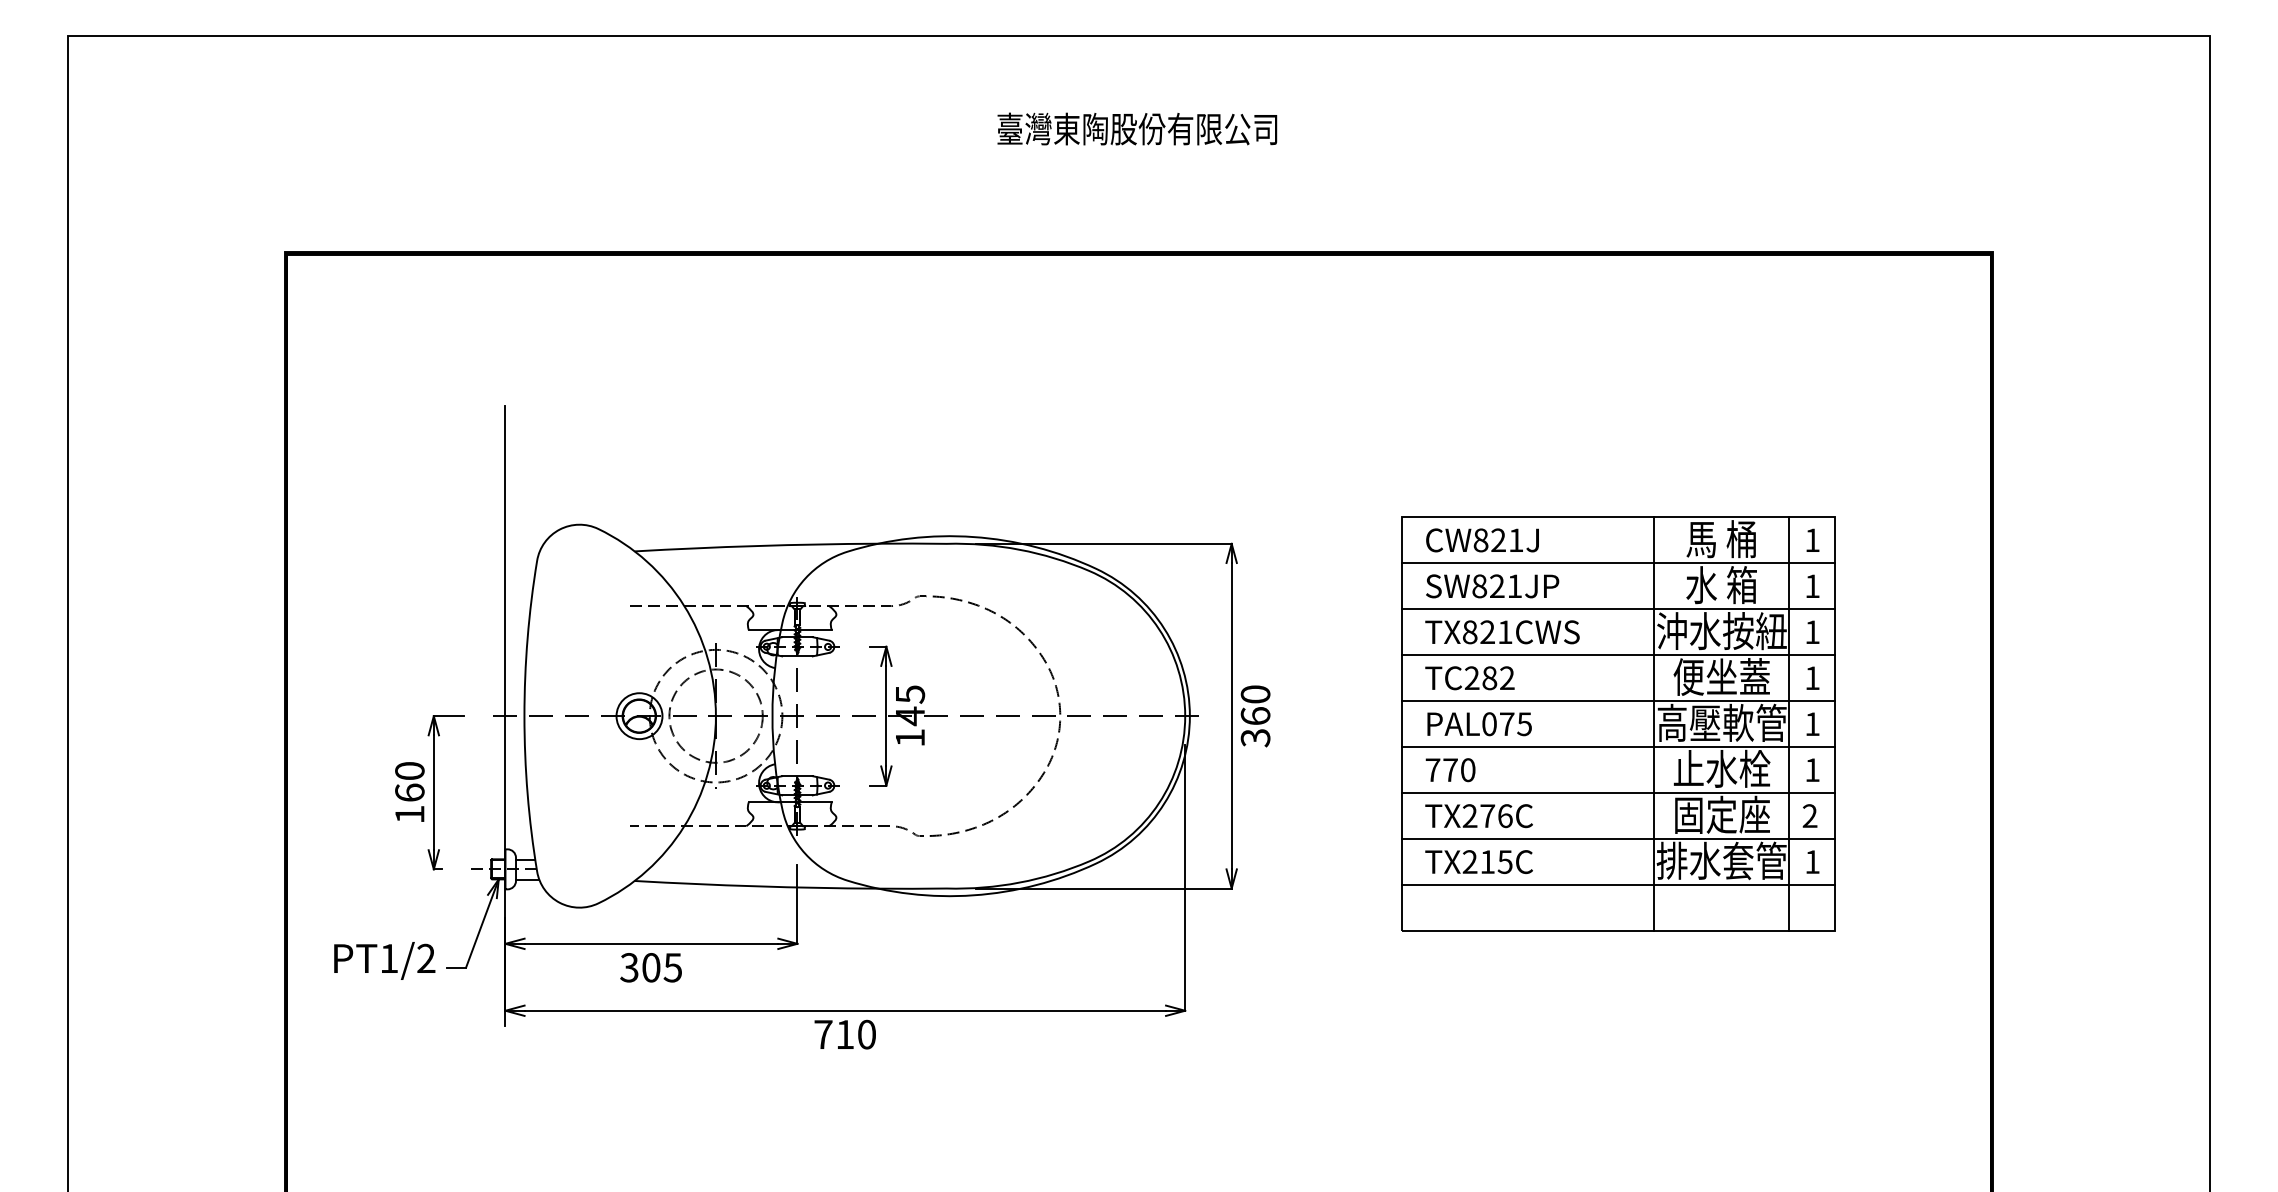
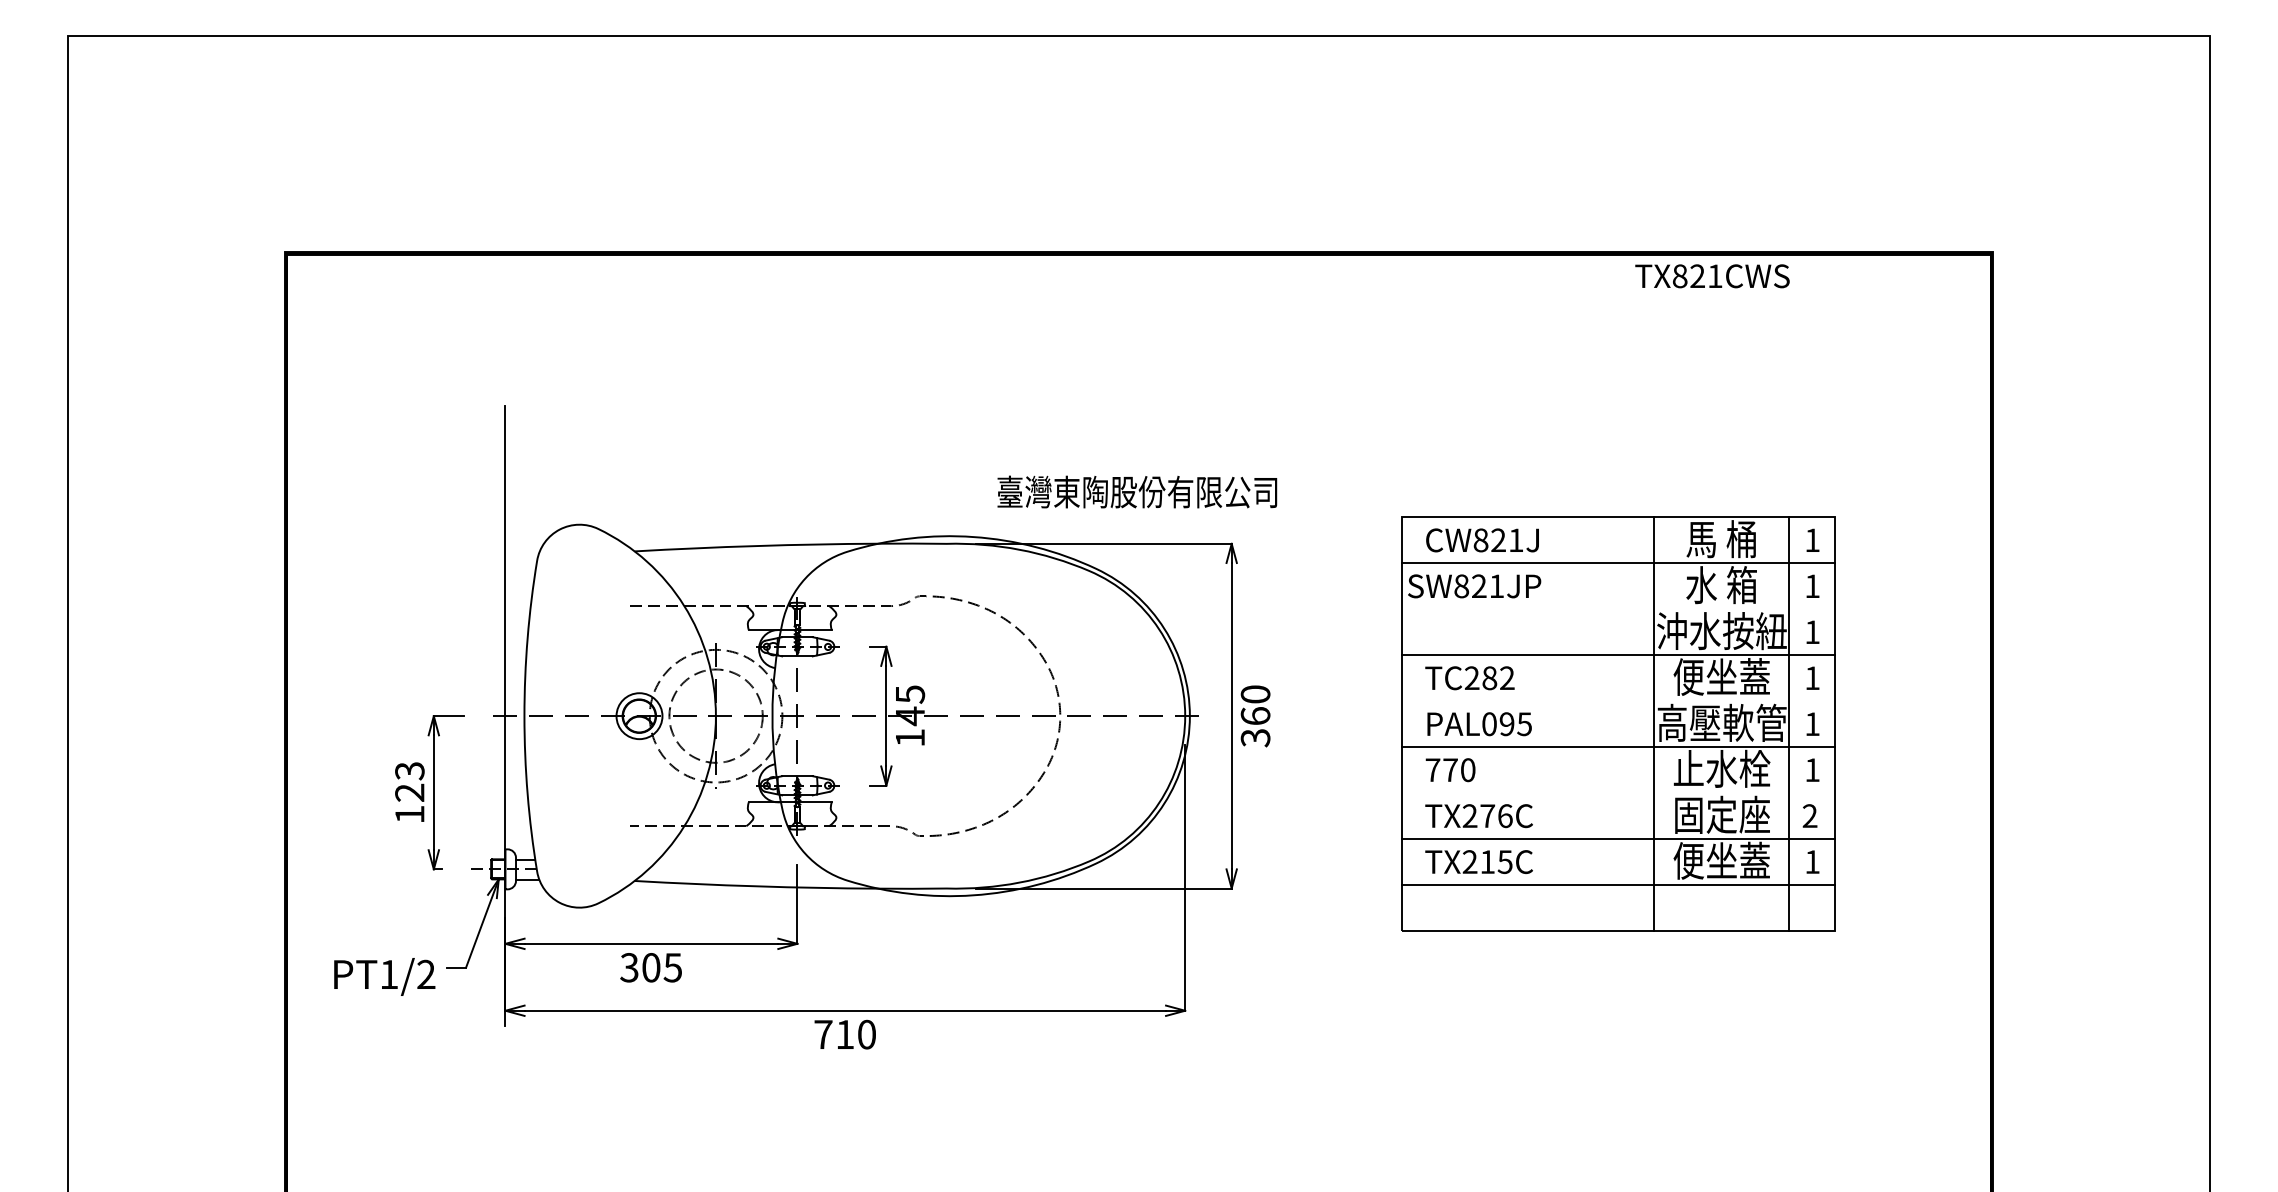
text position: (1137, 128) -> (1137, 491) (1137, 491)
text position: (1492, 586) -> (1474, 586) (1474, 586)
line: present -> none (1618, 609)
text position: (1502, 632) -> (1712, 276) (1712, 276)
line: present -> none (1618, 701)
text: PAL075 -> PAL095 (1506, 724)
text: 160 -> 123 (409, 781)
line: present -> none (1618, 793)
text: 排水套管 -> 便坐蓋 (1721, 860)
text position: (384, 960) -> (384, 976) (384, 976)
